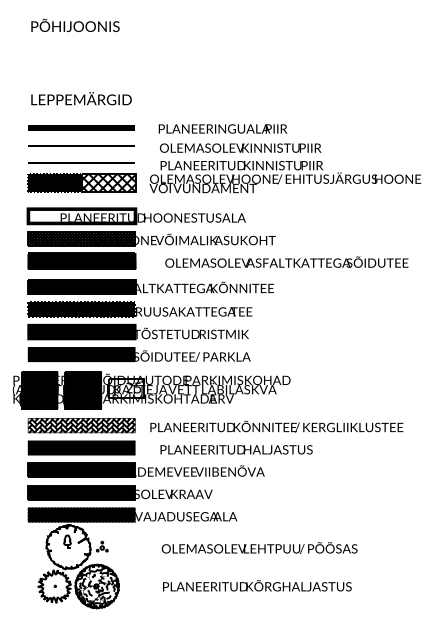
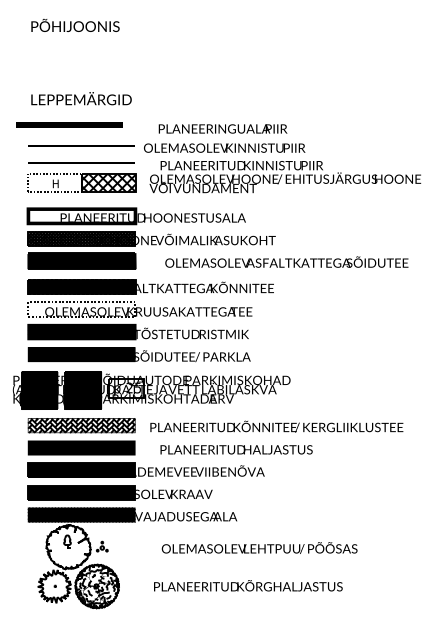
line position: (81, 127) -> (69, 124) (69, 124)
text position: (240, 147) -> (224, 147) (224, 147)
fill: present -> none (55, 182)
fill: present -> none (81, 309)
text position: (257, 585) -> (248, 585) (248, 585)
